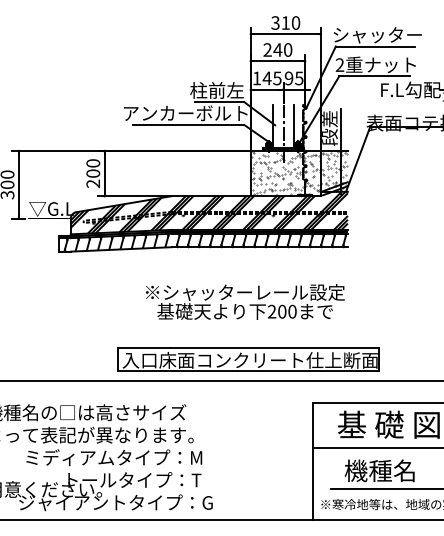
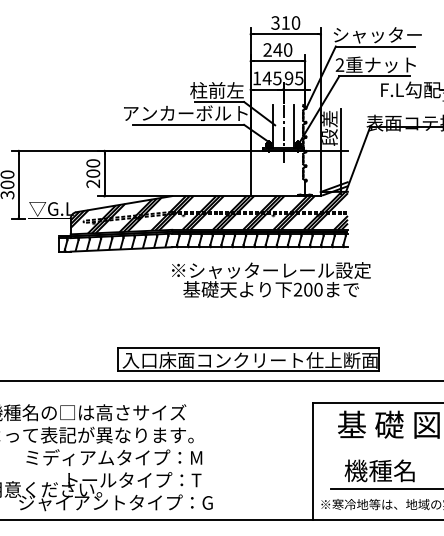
hatch: present -> none (298, 173)
text position: (245, 301) -> (271, 279) (271, 279)
line: present -> none (376, 447)
